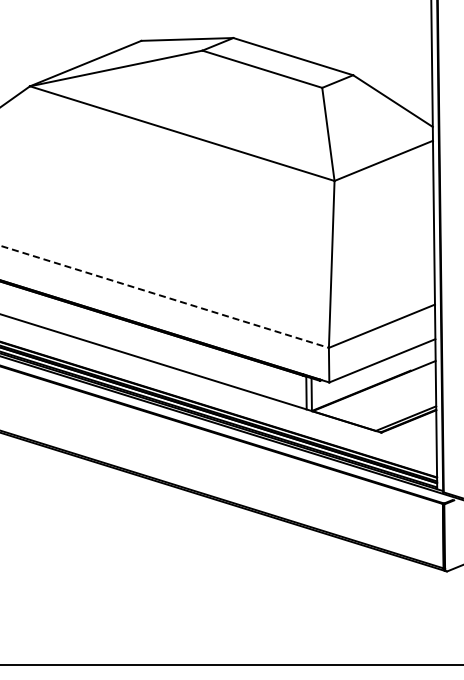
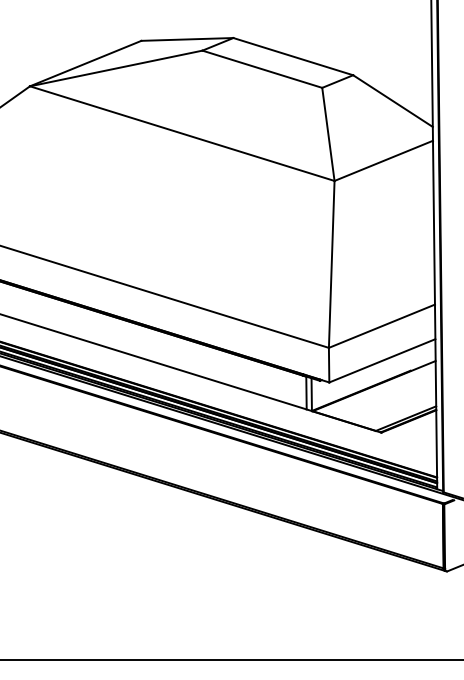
line: dashed -> solid (164, 296)
line position: (231, 664) -> (231, 659) (231, 659)
